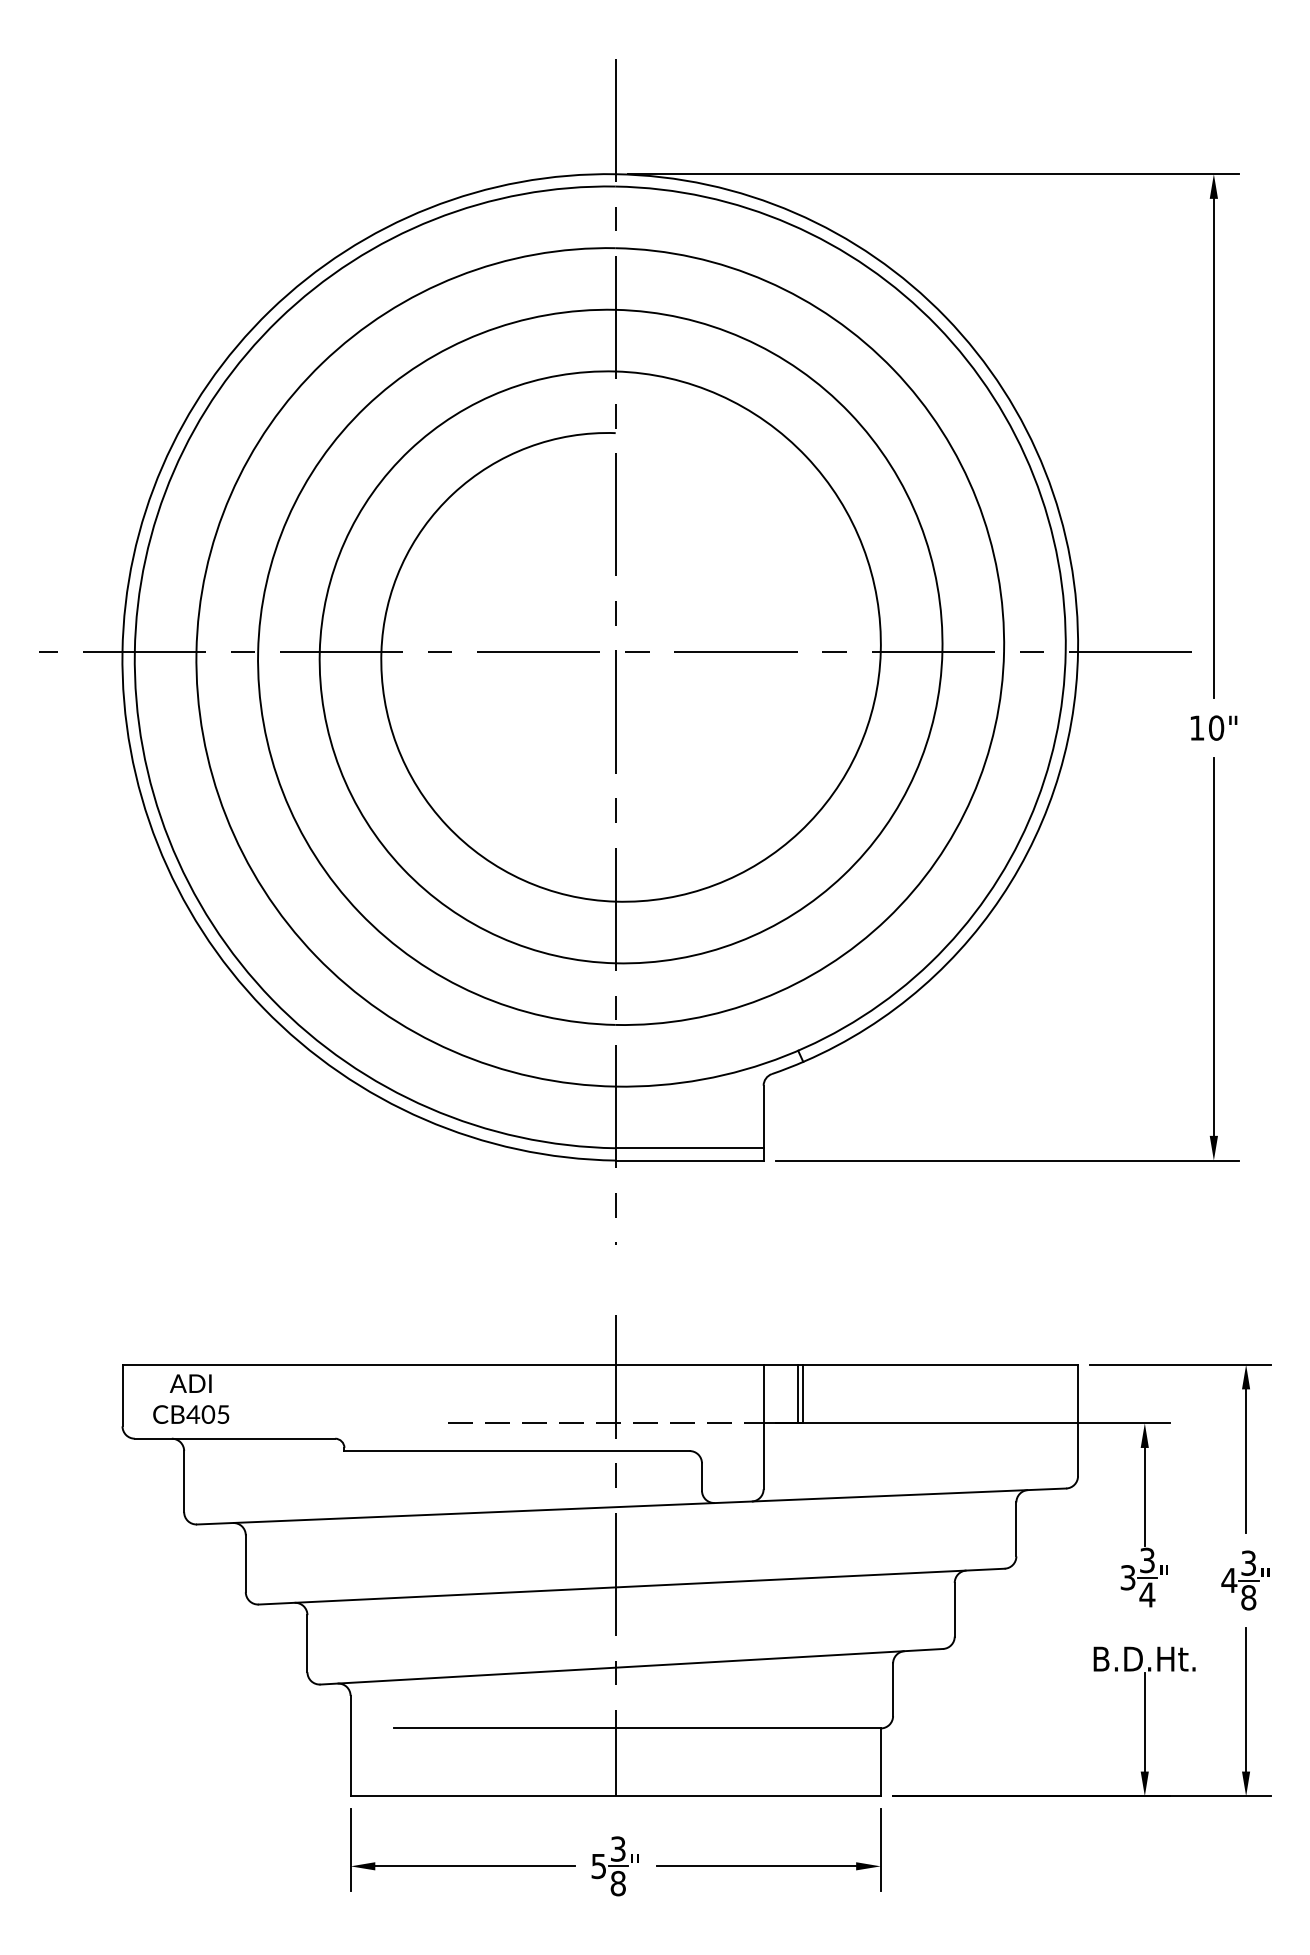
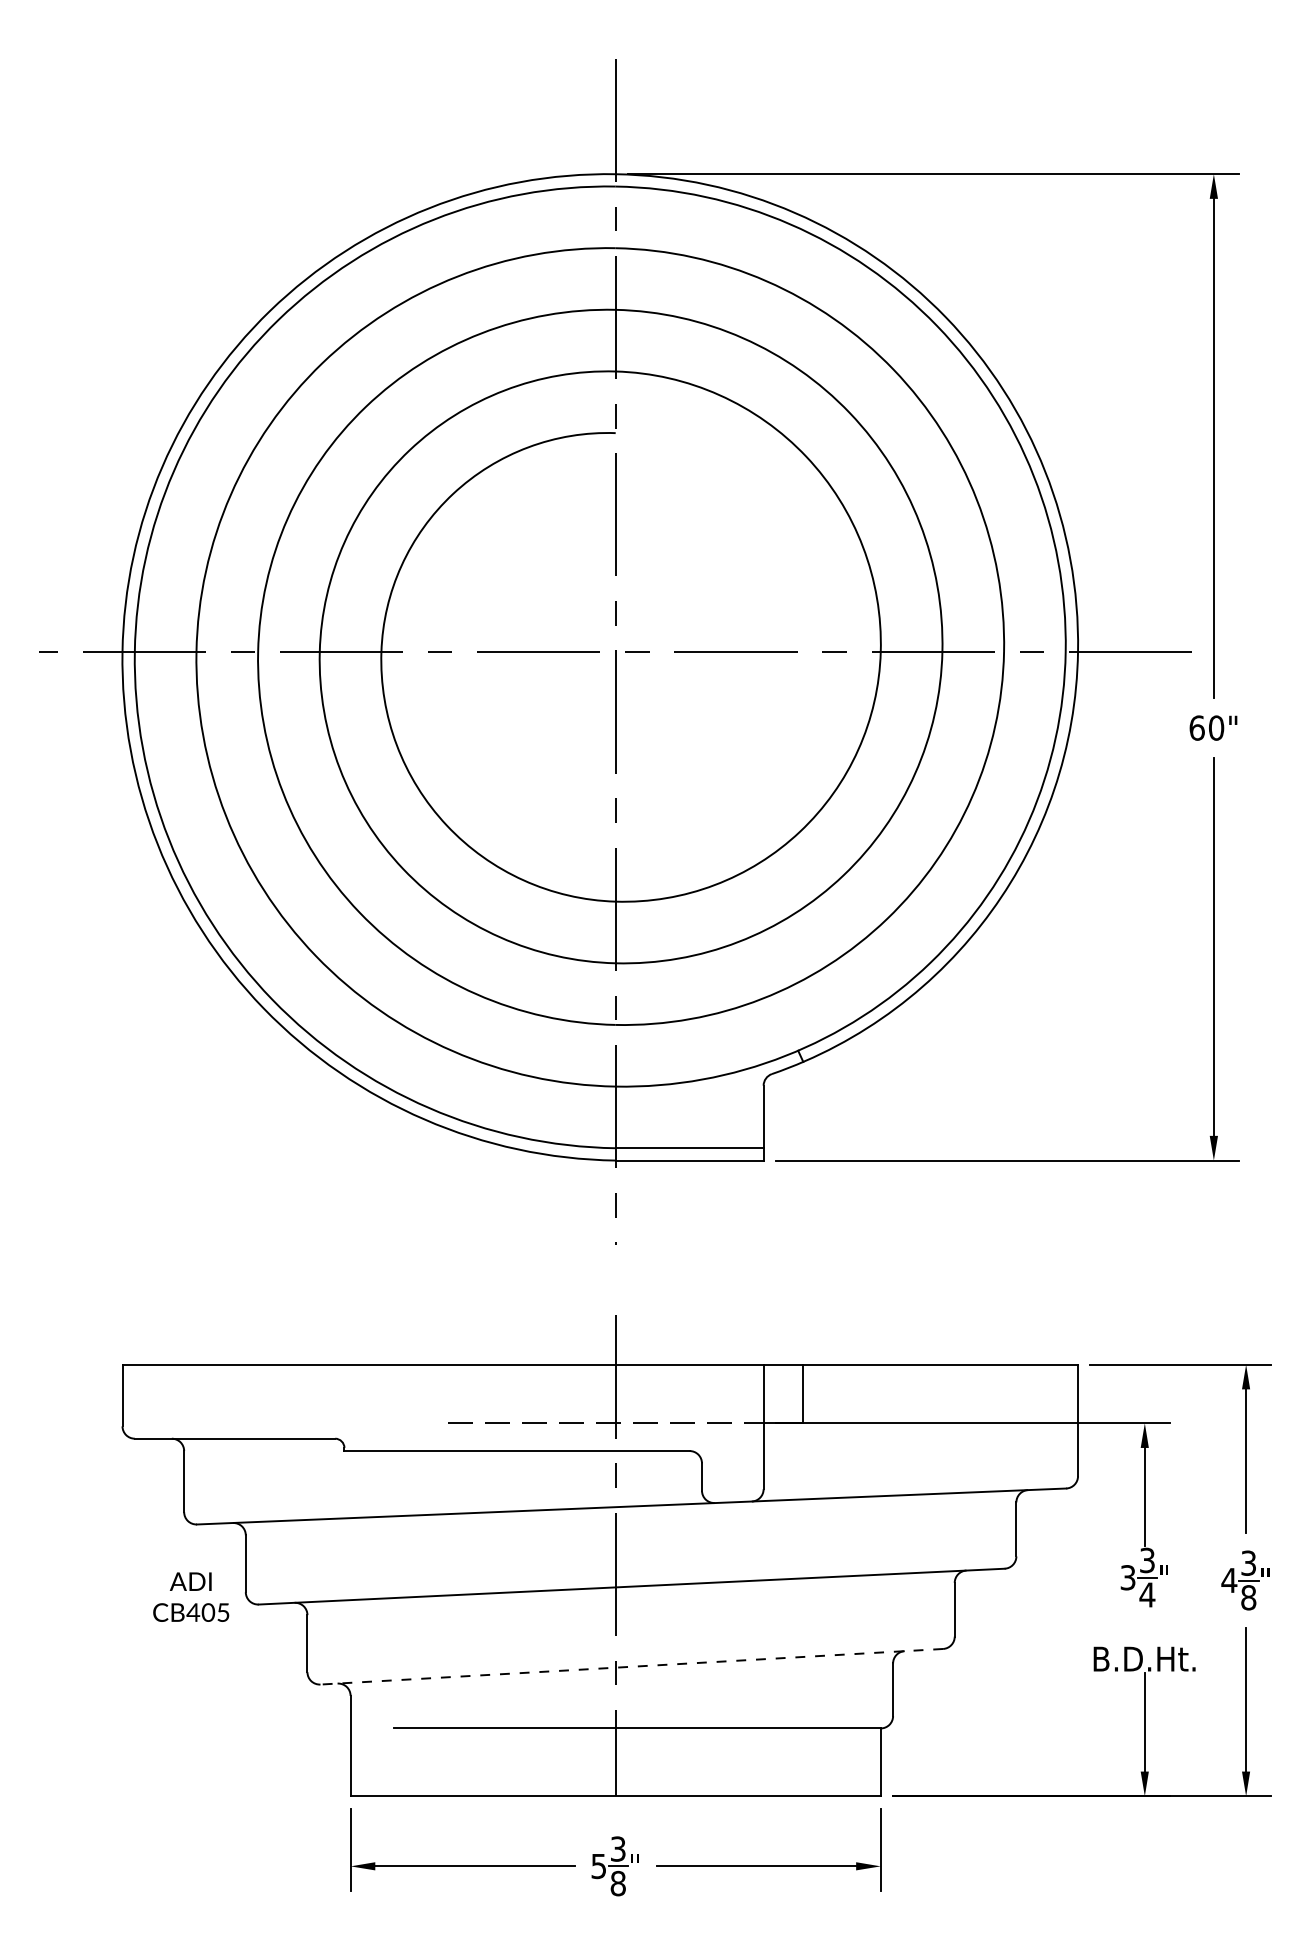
text: 10" -> 60" (1196, 727)
line: present -> none (798, 1393)
text position: (191, 1398) -> (191, 1596) (191, 1596)
line: solid -> dashed (631, 1666)
